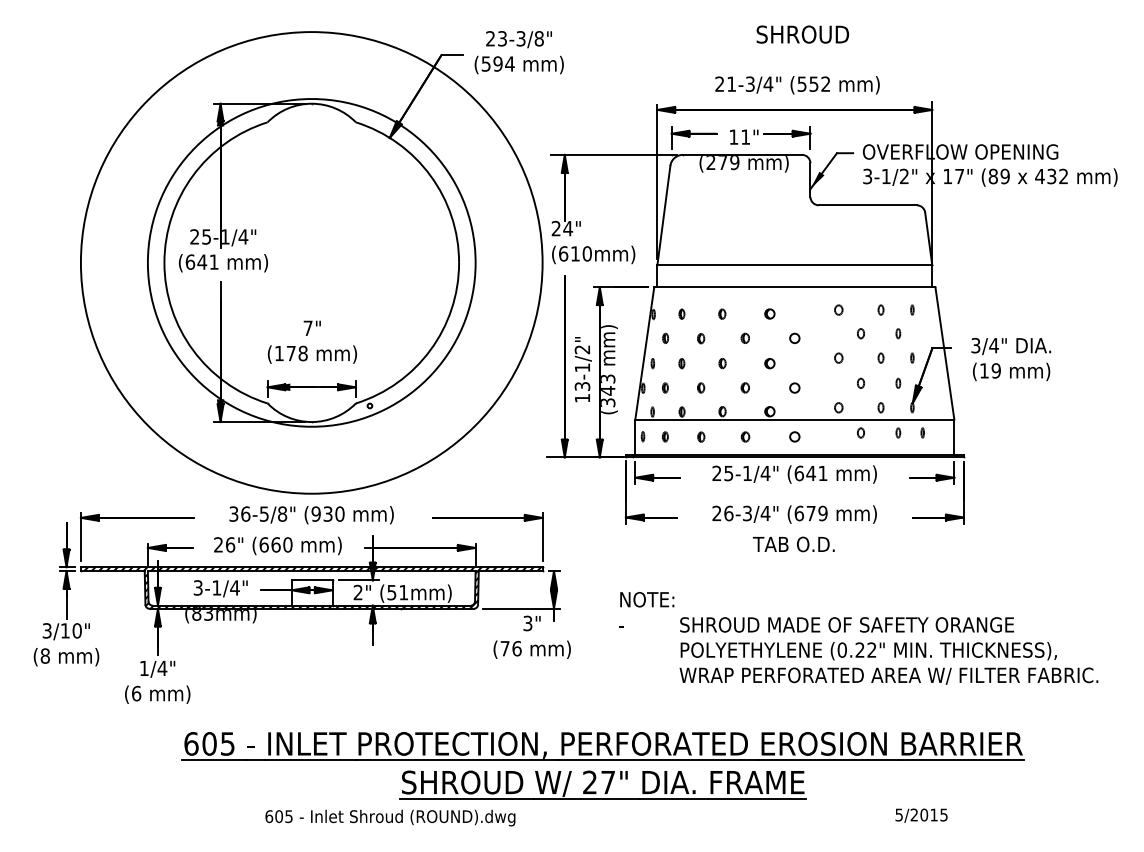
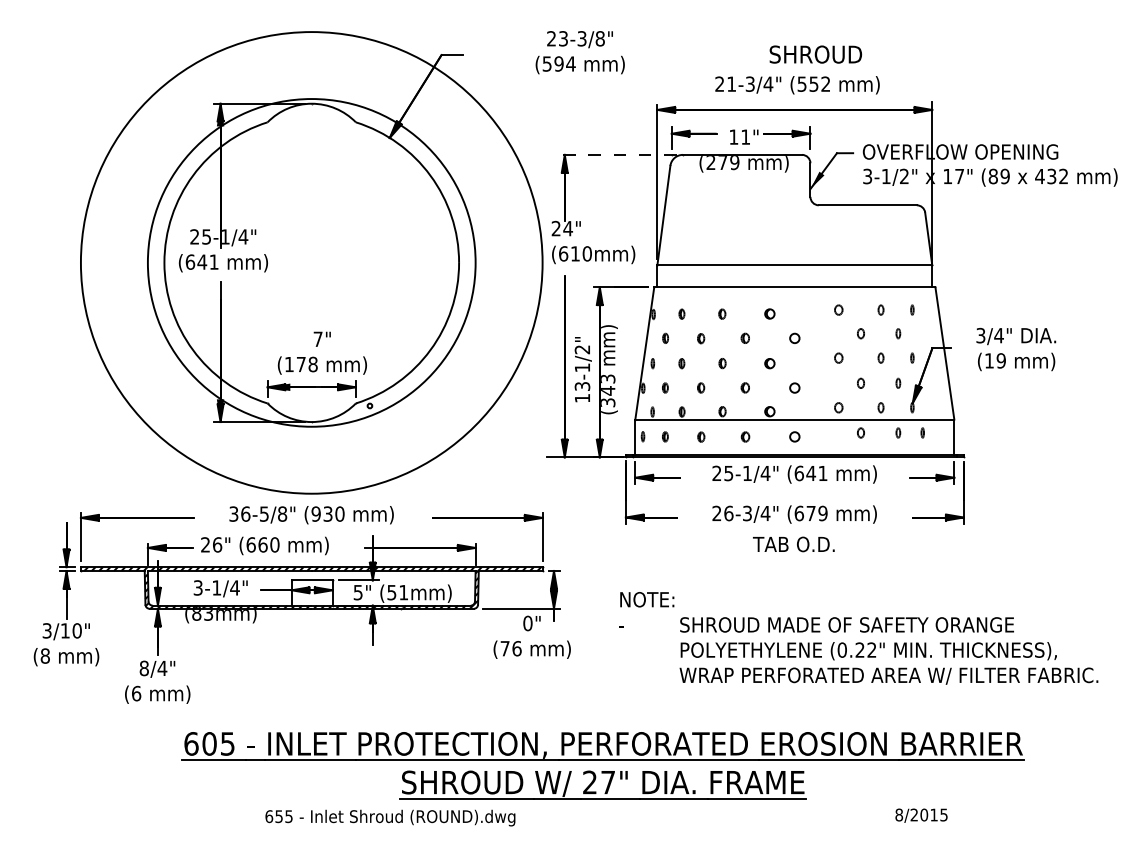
text position: (802, 34) -> (815, 54) (815, 54)
text position: (518, 52) -> (579, 52) (579, 52)
line: solid -> dashed (613, 154)
text position: (311, 341) -> (321, 352) (321, 352)
text position: (1011, 359) -> (1016, 349) (1016, 349)
text position: (277, 545) -> (264, 545) (264, 545)
text: 2" -> 5" (357, 592)
text: 3" -> 0" (527, 623)
text: 1/4" -> 8/4" (143, 668)
text: 5/2015 -> 8/2015 (899, 814)
text: 605 -> 655 (278, 816)
